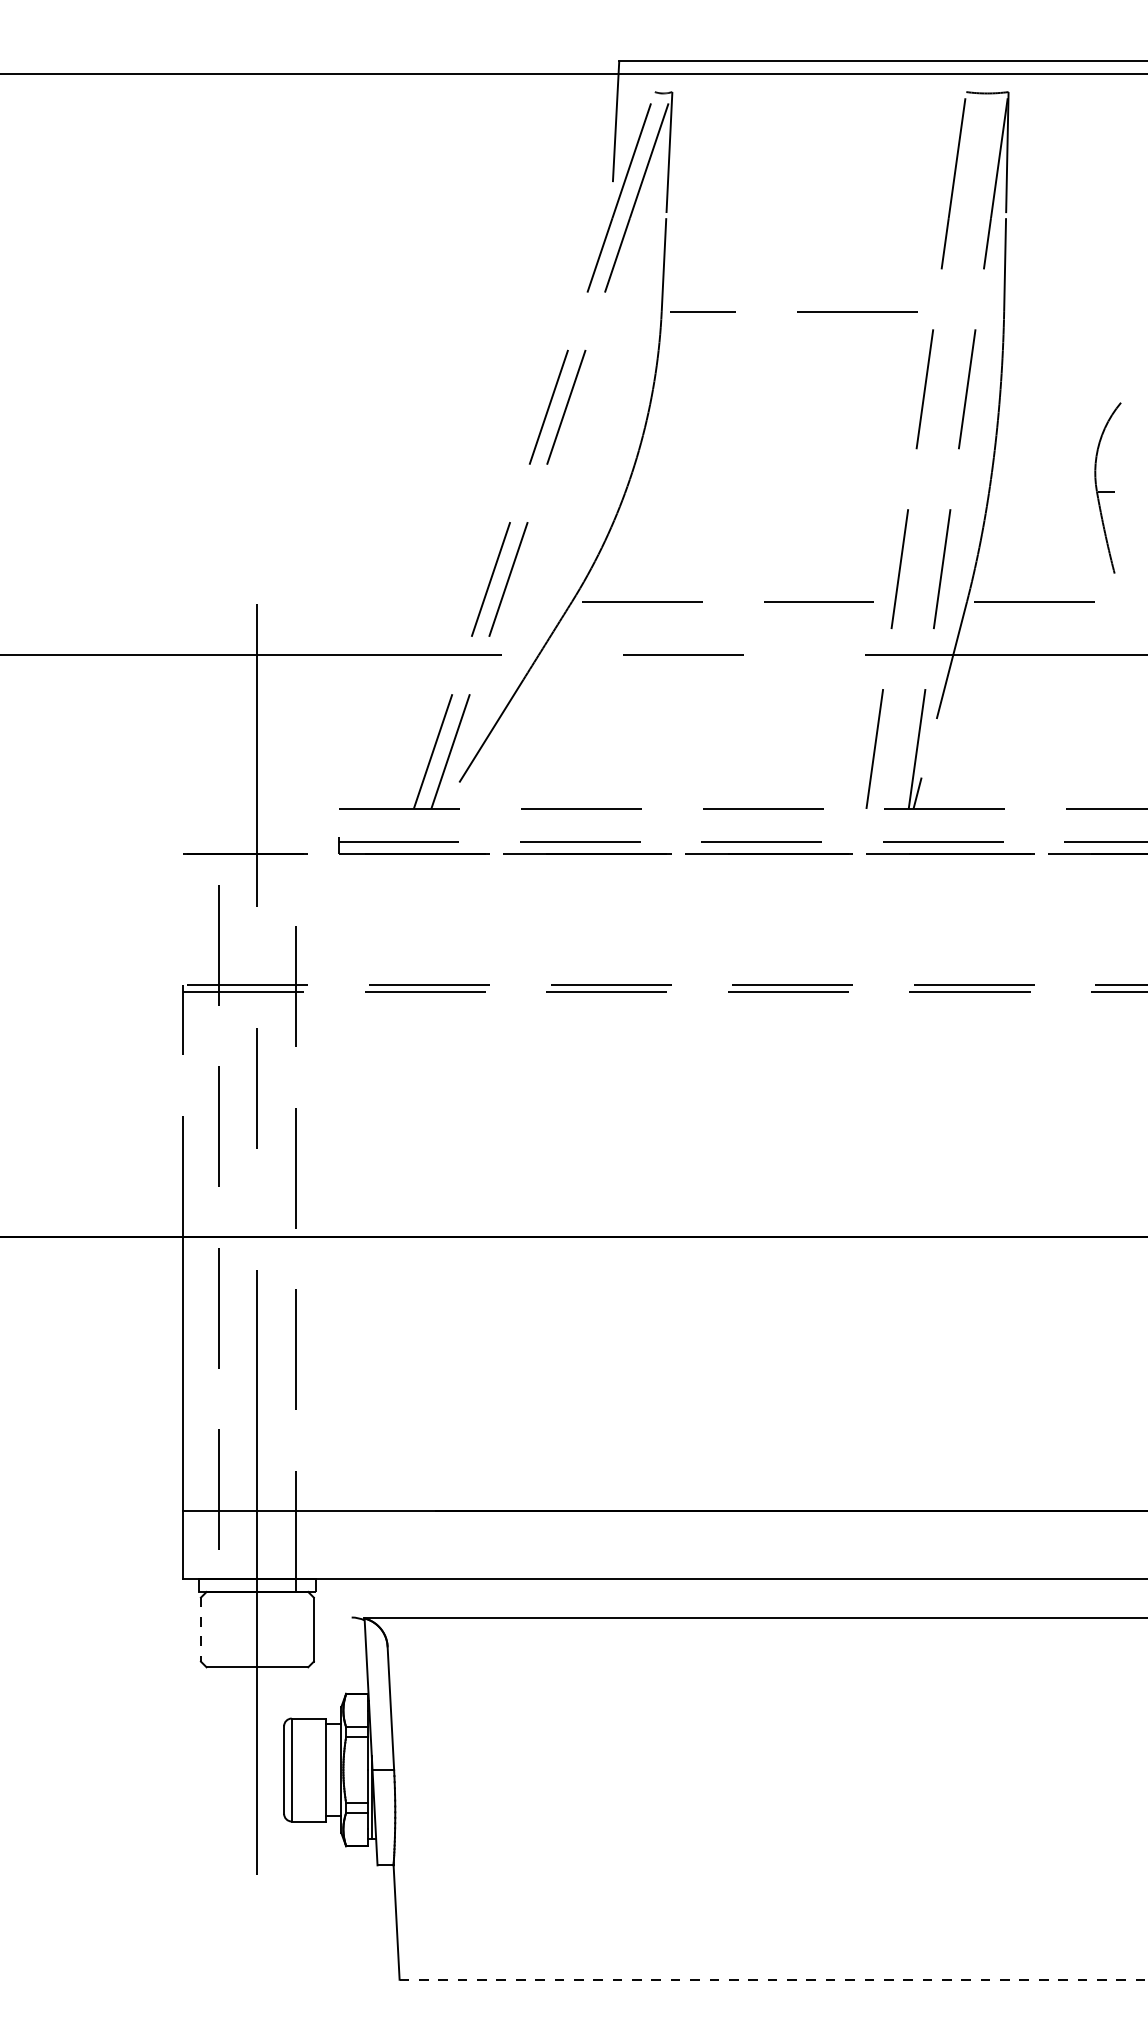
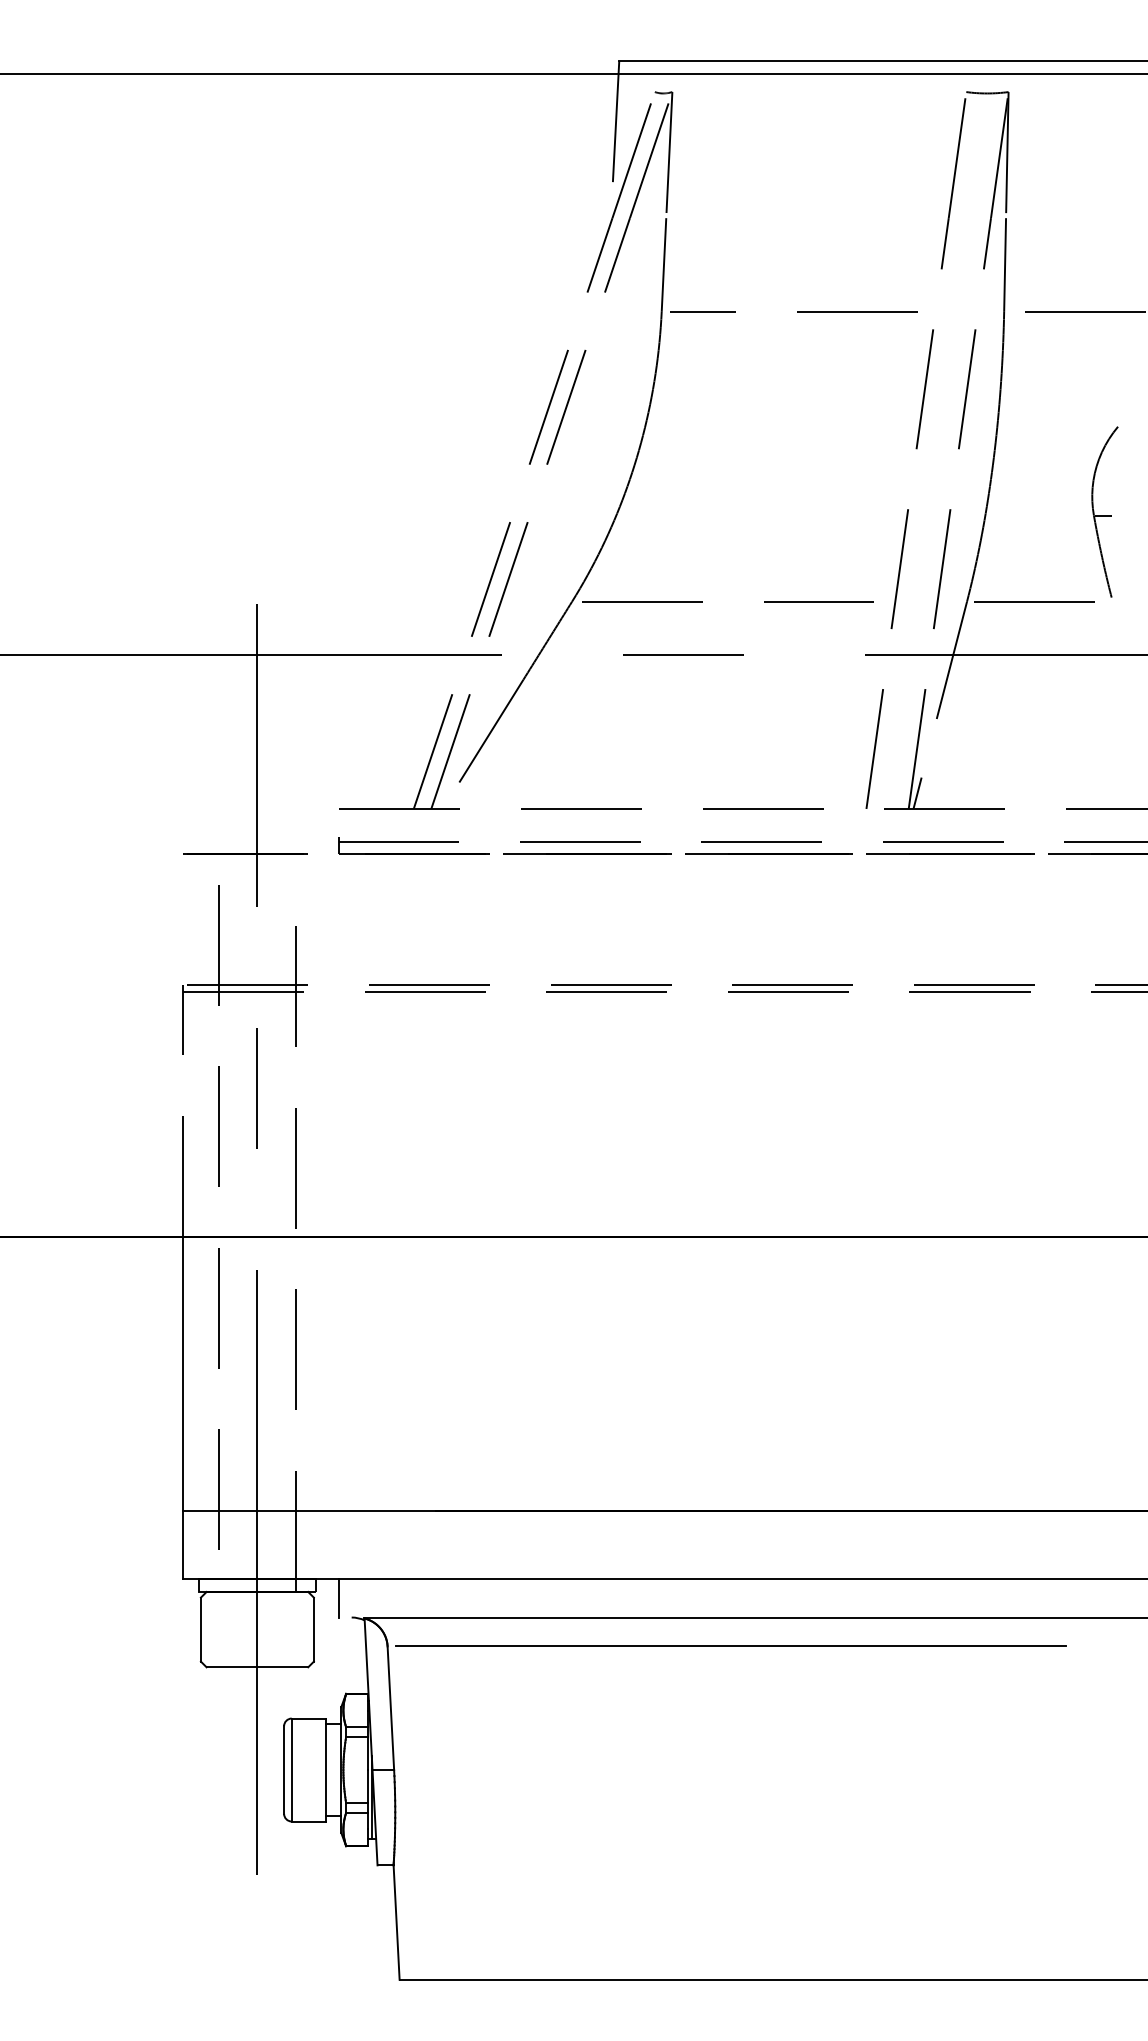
line: none -> present (1084, 311)
part position: (1107, 487) -> (1104, 511) (1104, 511)
line: none -> present (339, 1598)
line: dashed -> solid (200, 1630)
line: none -> present (730, 1646)
line: dashed -> solid (773, 1979)
